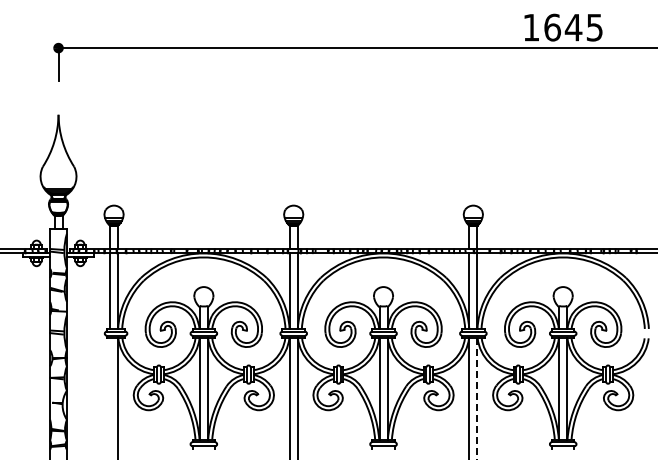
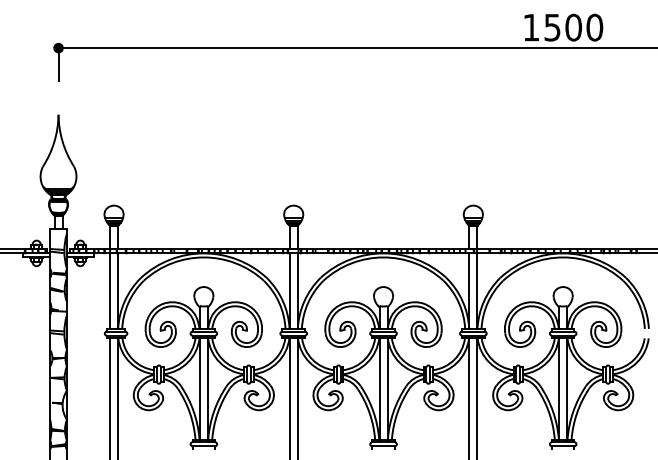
text: 1645 -> 1500 (573, 27)
line: none -> present (110, 397)
line: dashed -> solid (477, 398)
